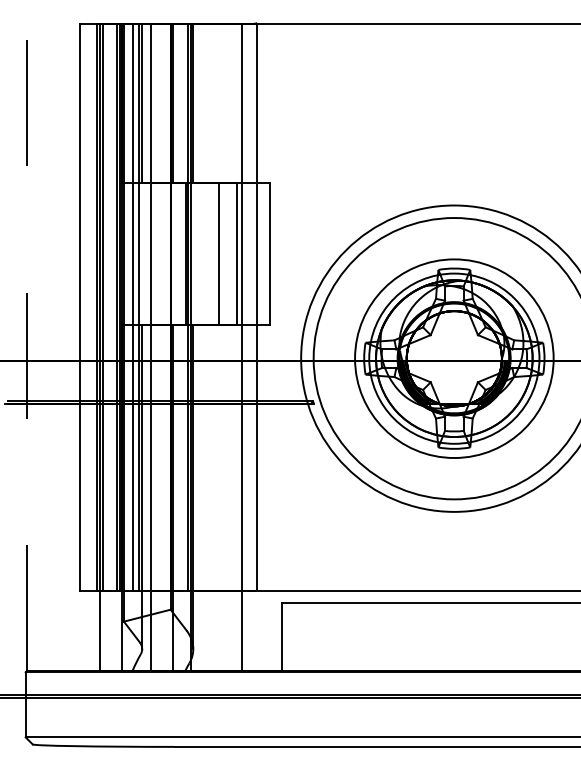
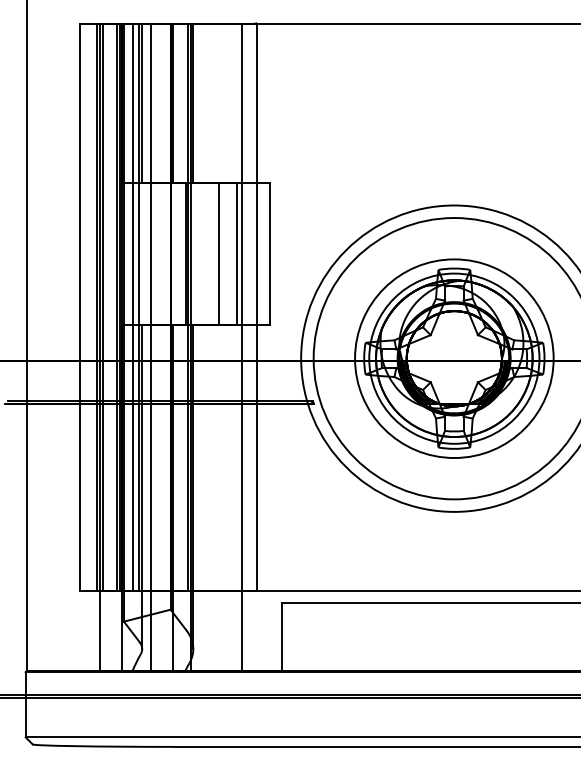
line: dashed -> solid (27, 335)
